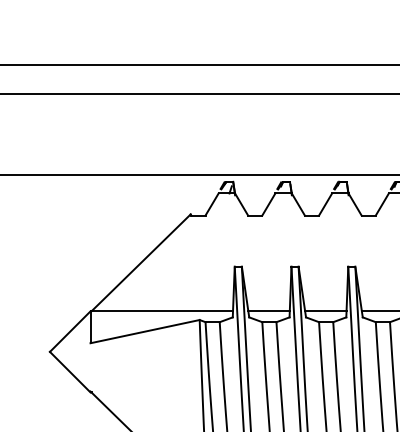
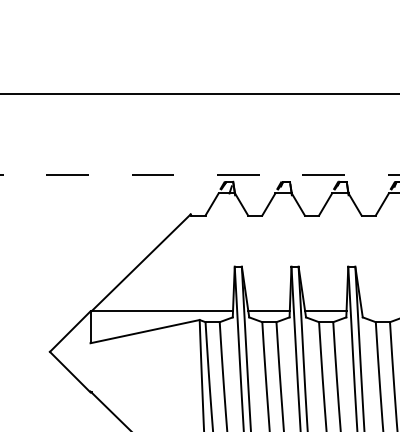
line: present -> none (199, 64)
line: solid -> dashed (199, 174)
line: present -> none (378, 311)
